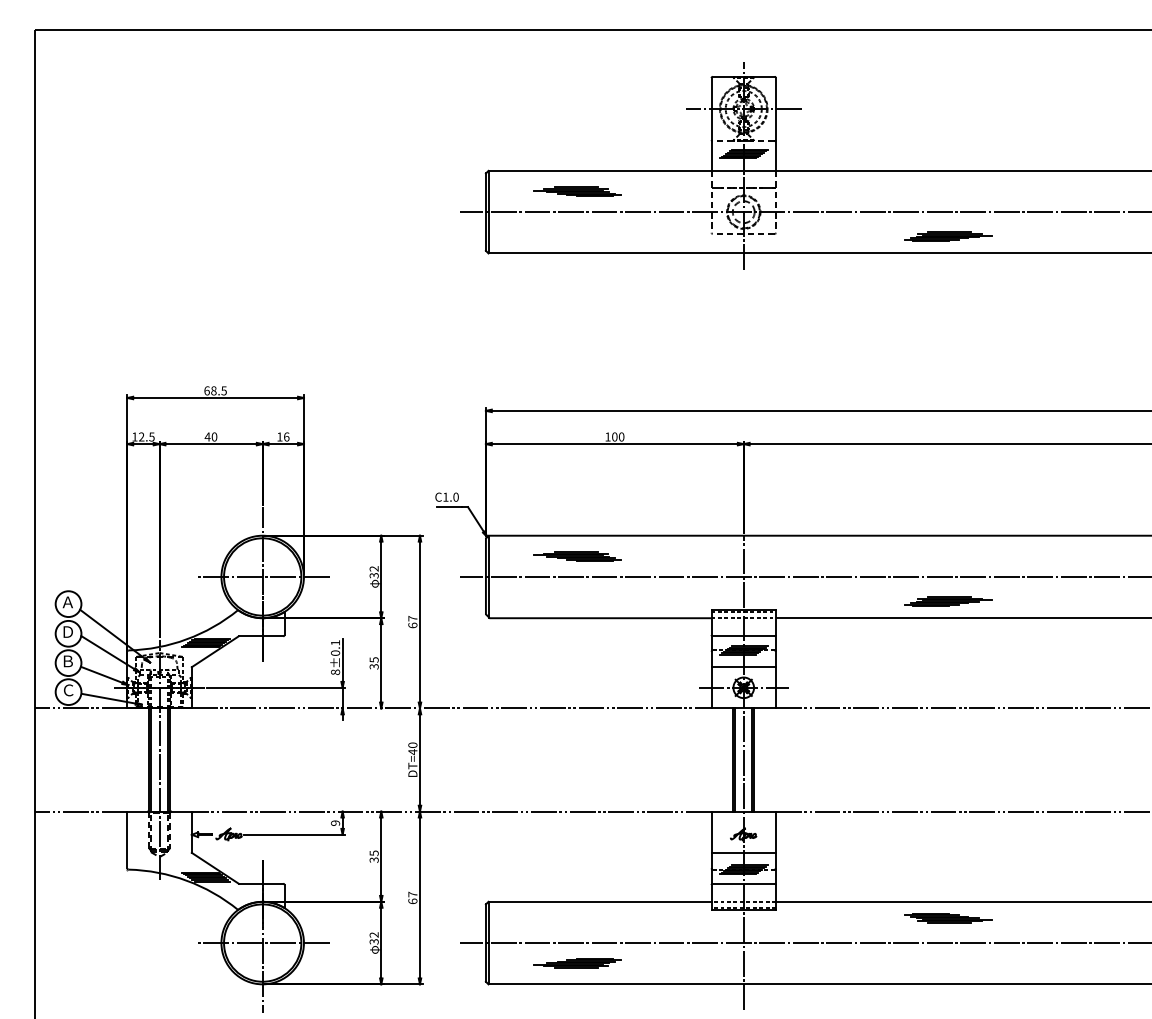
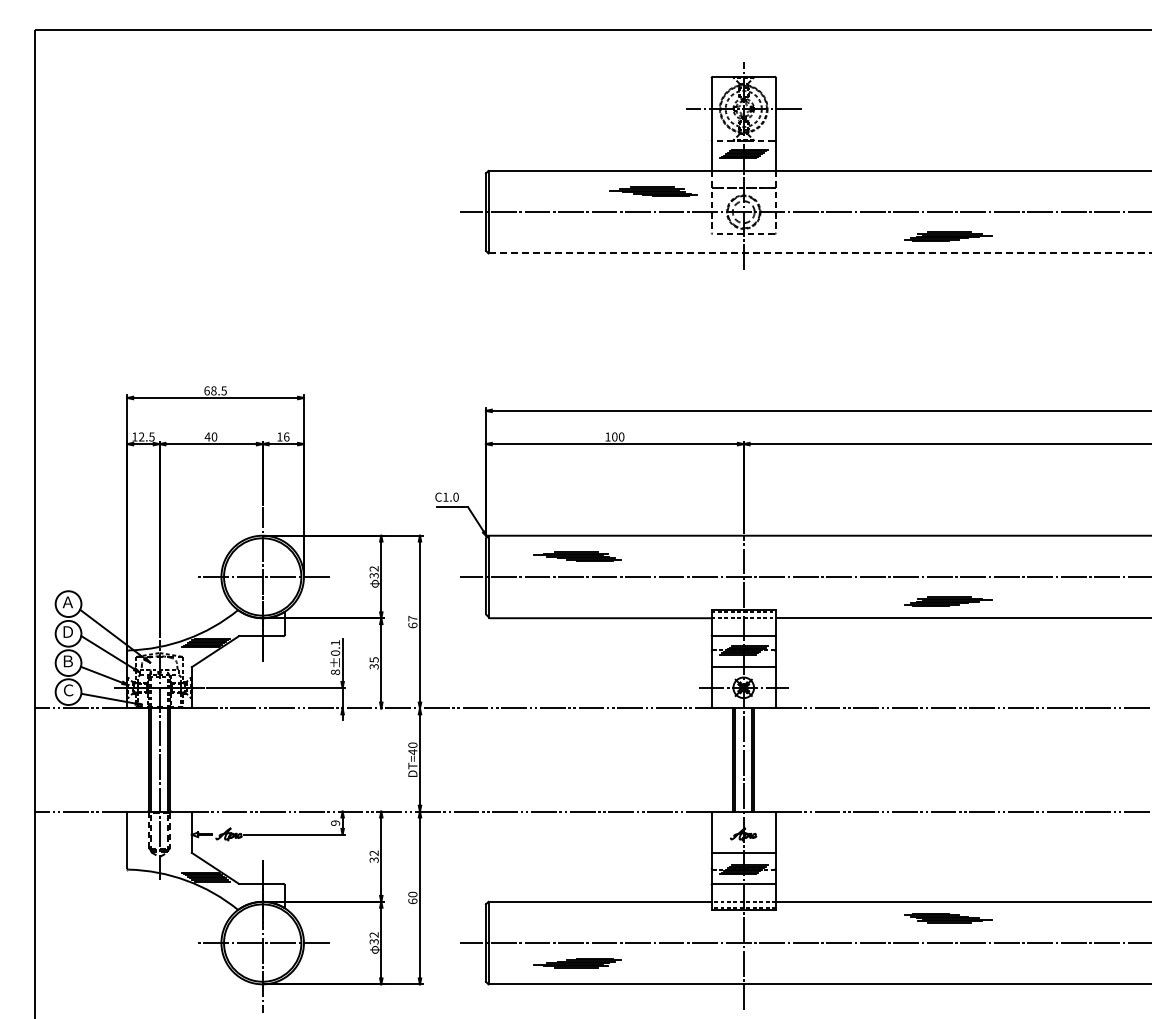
part position: (577, 191) -> (653, 191) (653, 191)
line: solid -> dashed (820, 253)
text: 35 -> 32 (373, 853)
text: 67 -> 60 (412, 894)
